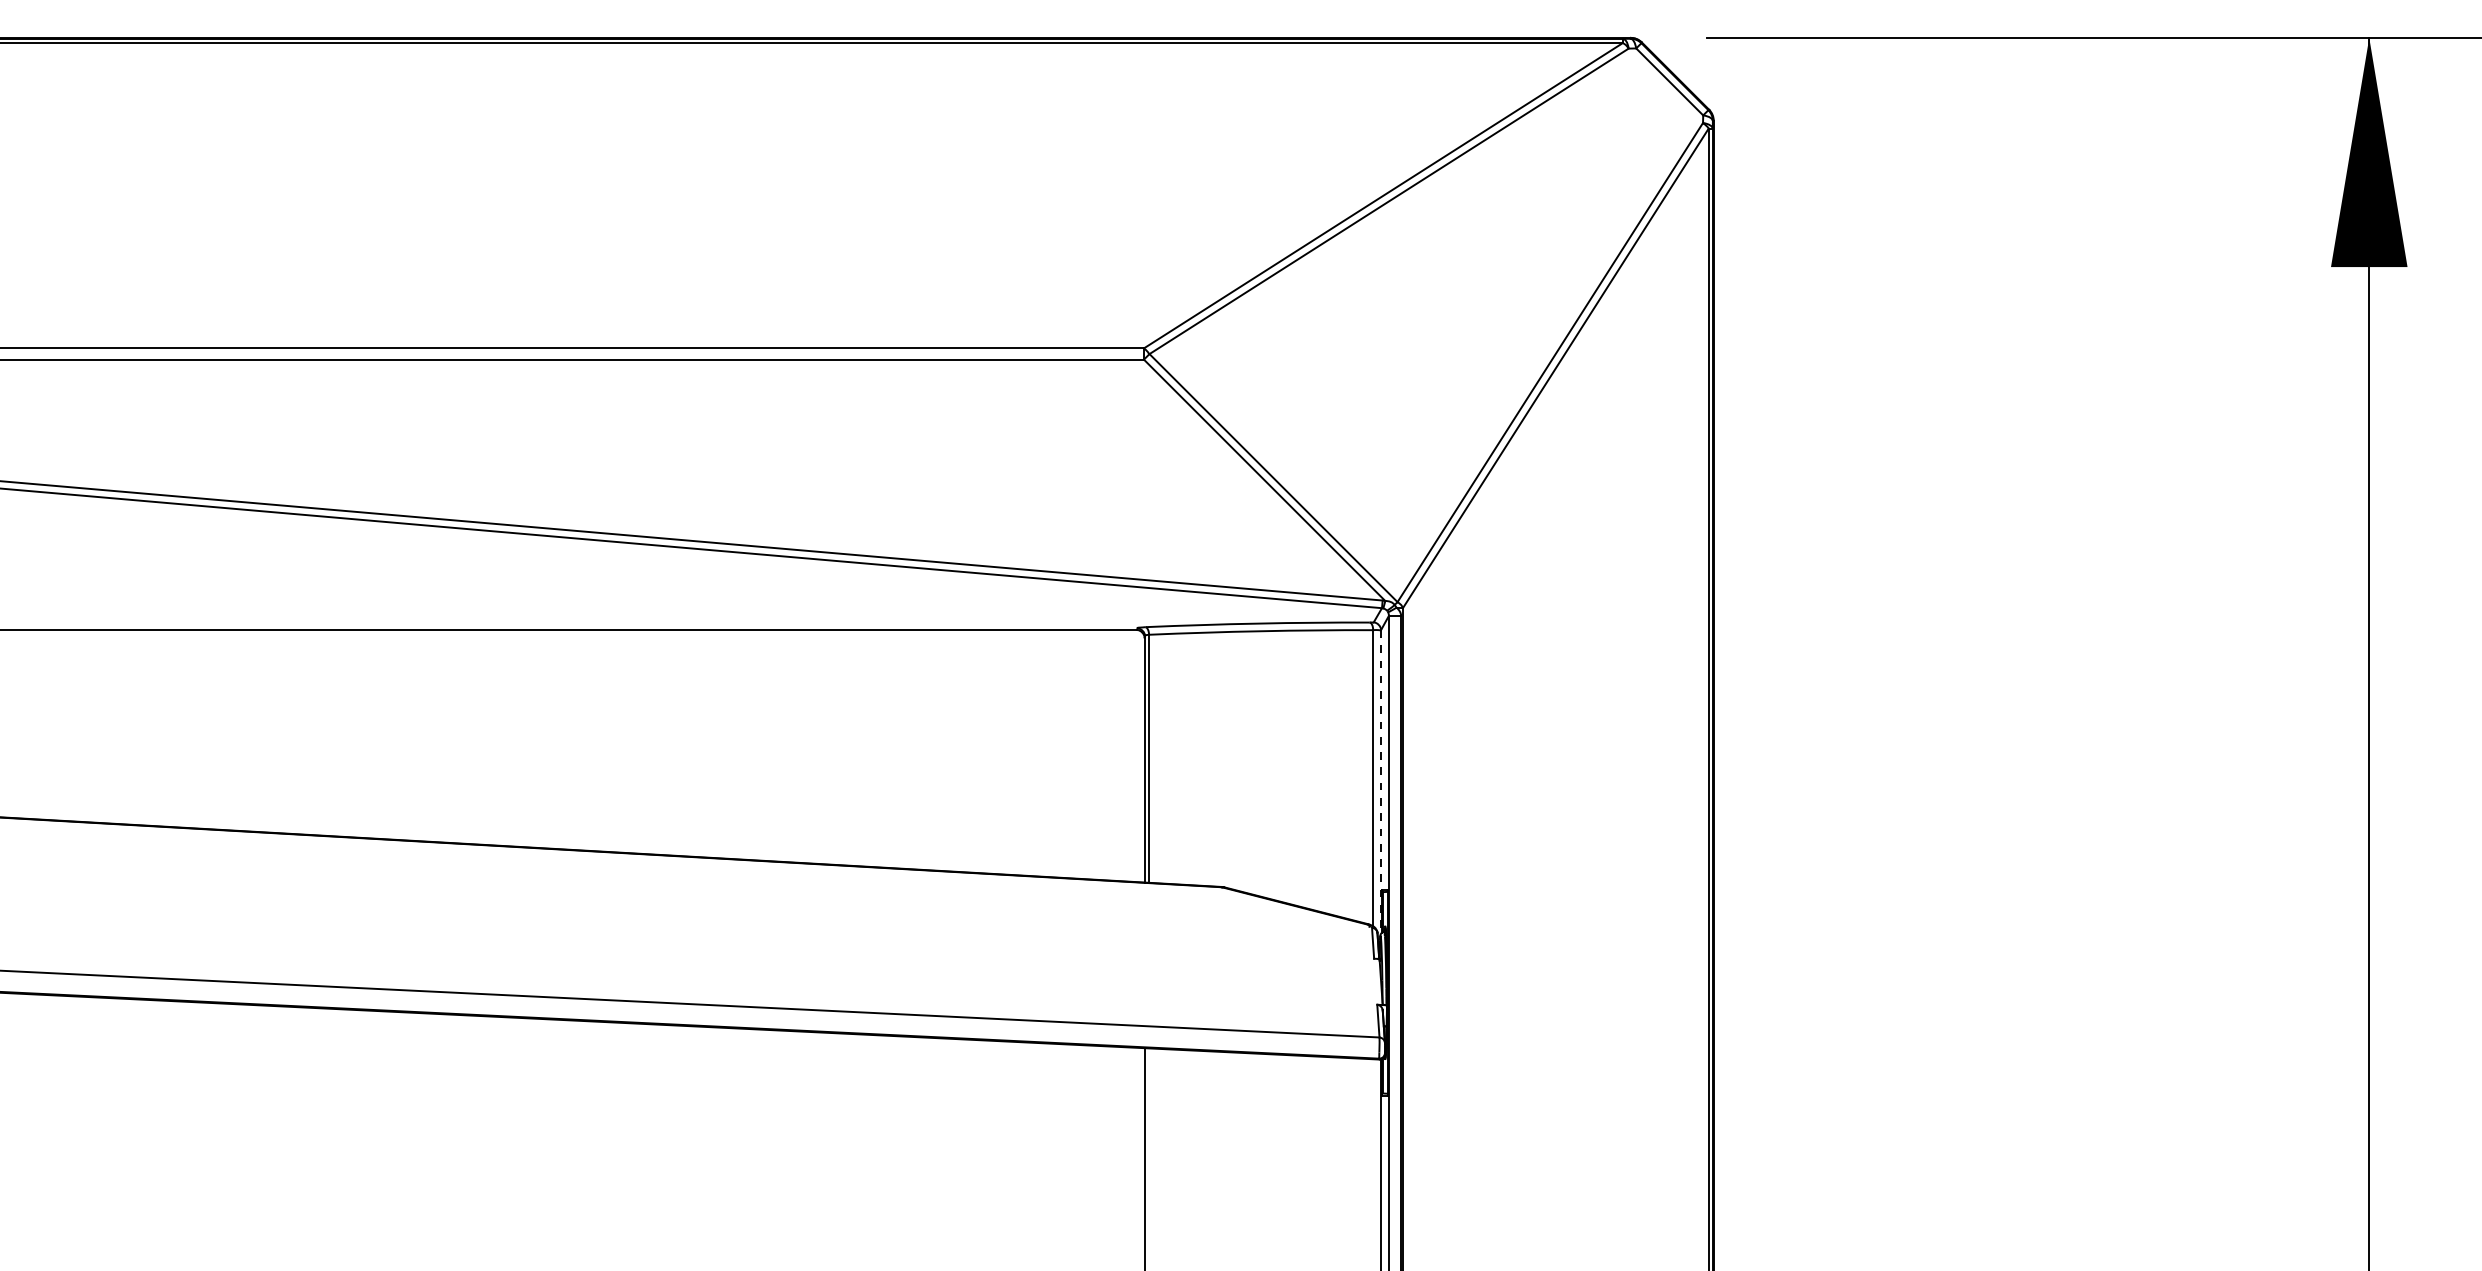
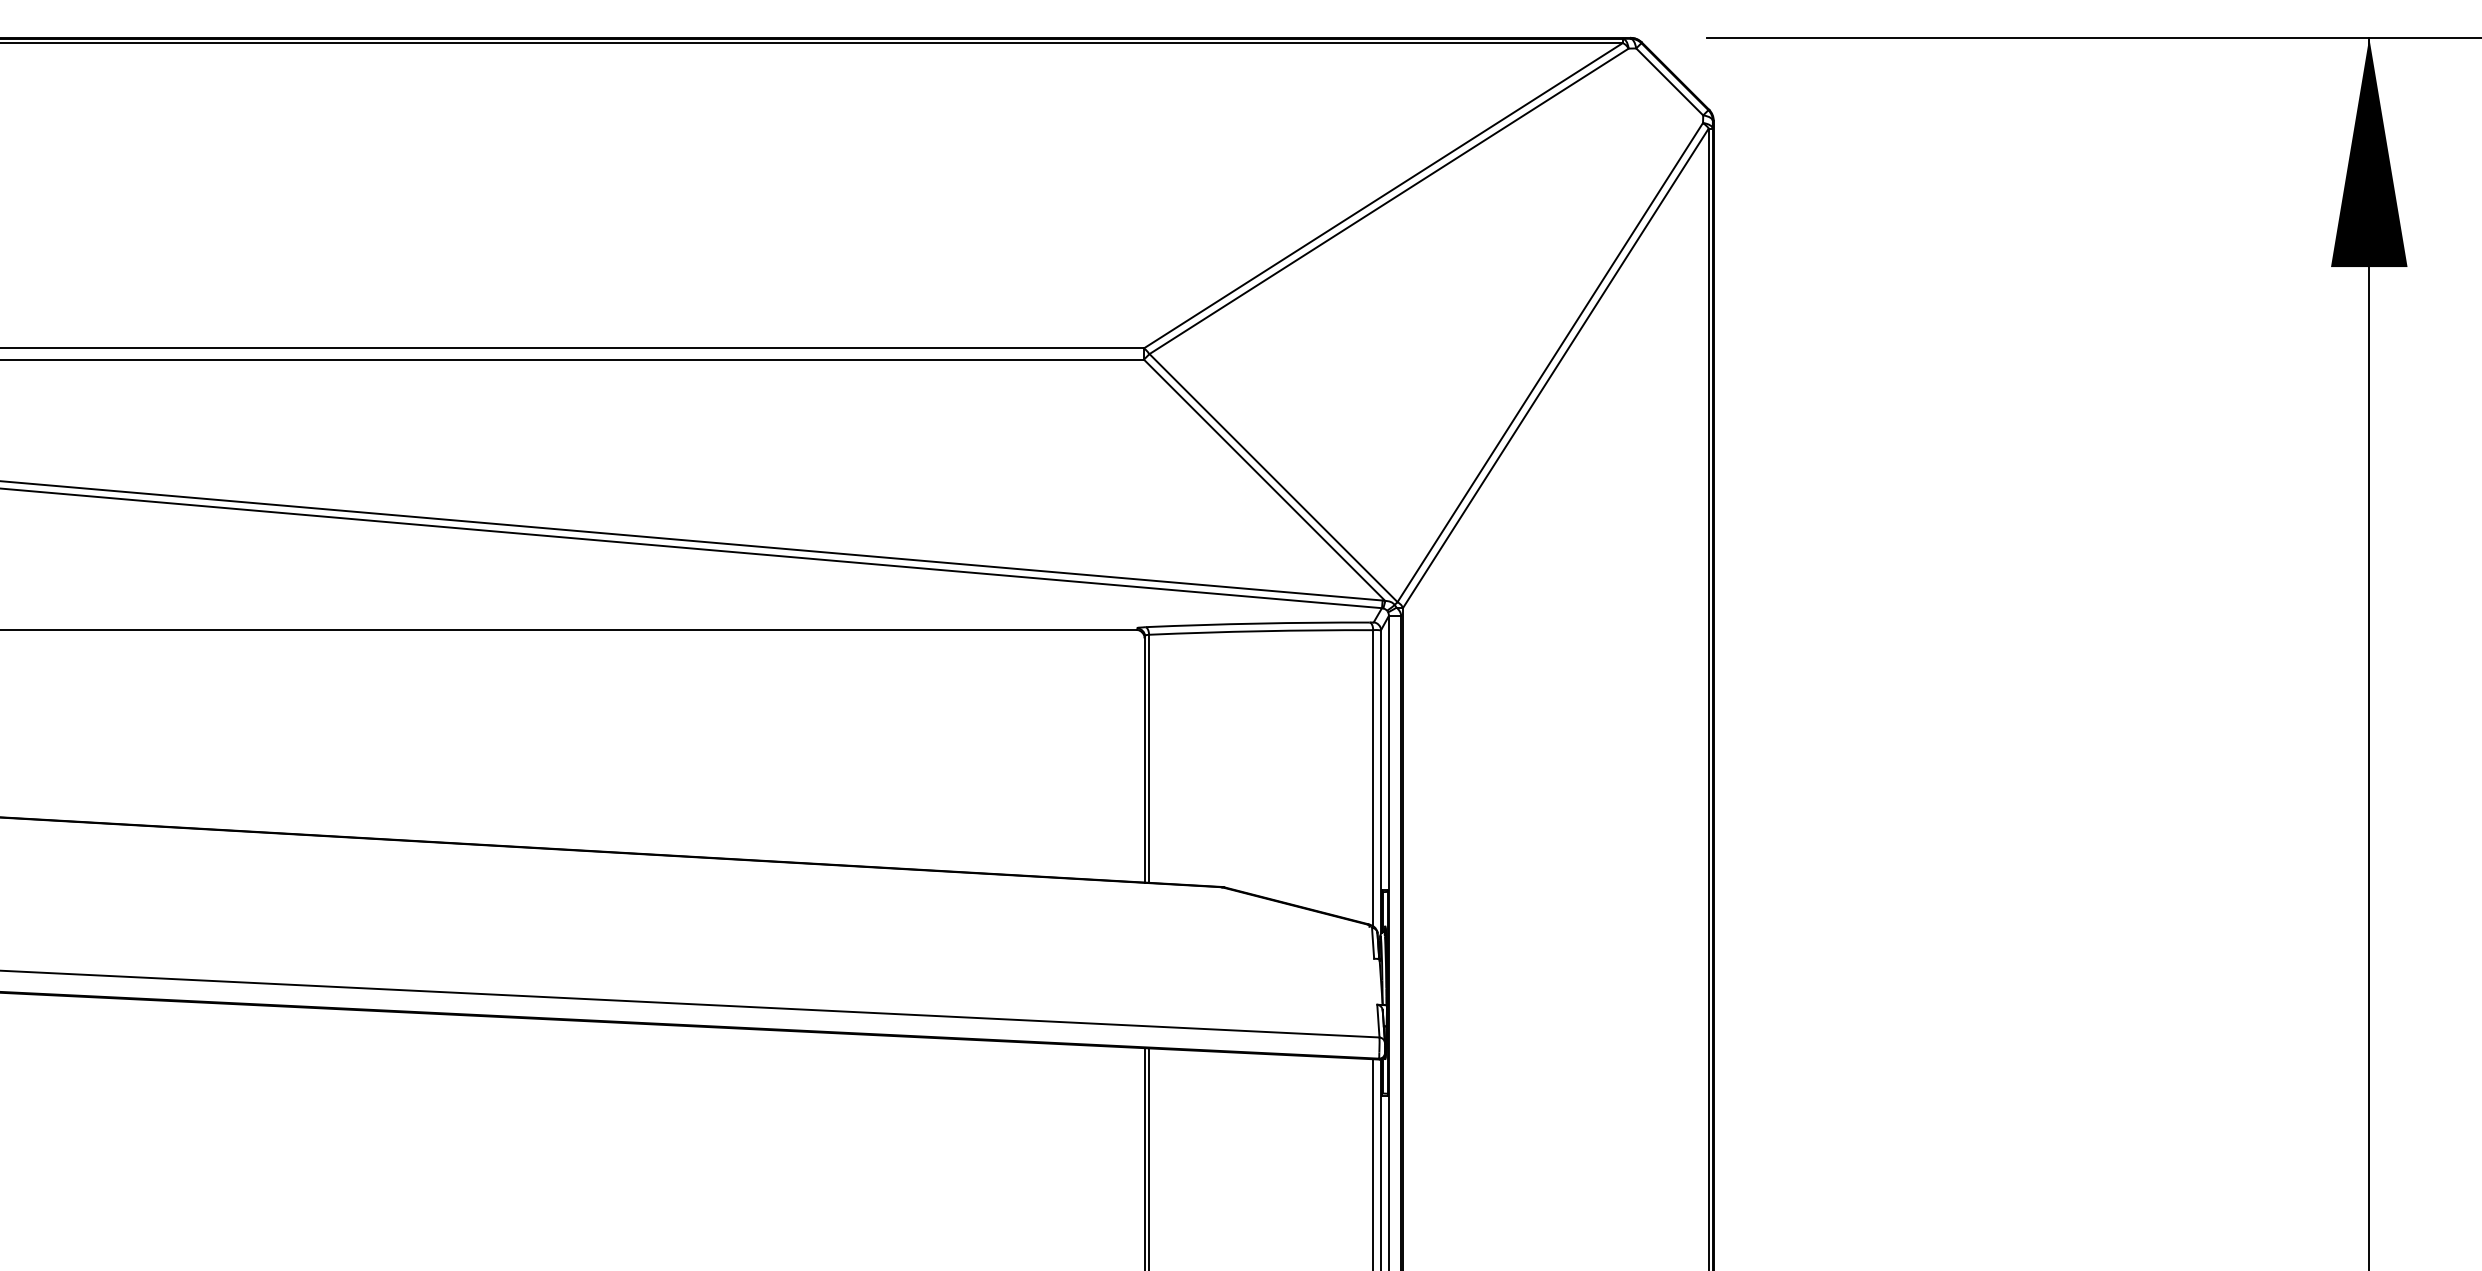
line: dashed -> solid (1381, 781)
line: none -> present (1149, 1157)
line: none -> present (1373, 1163)
